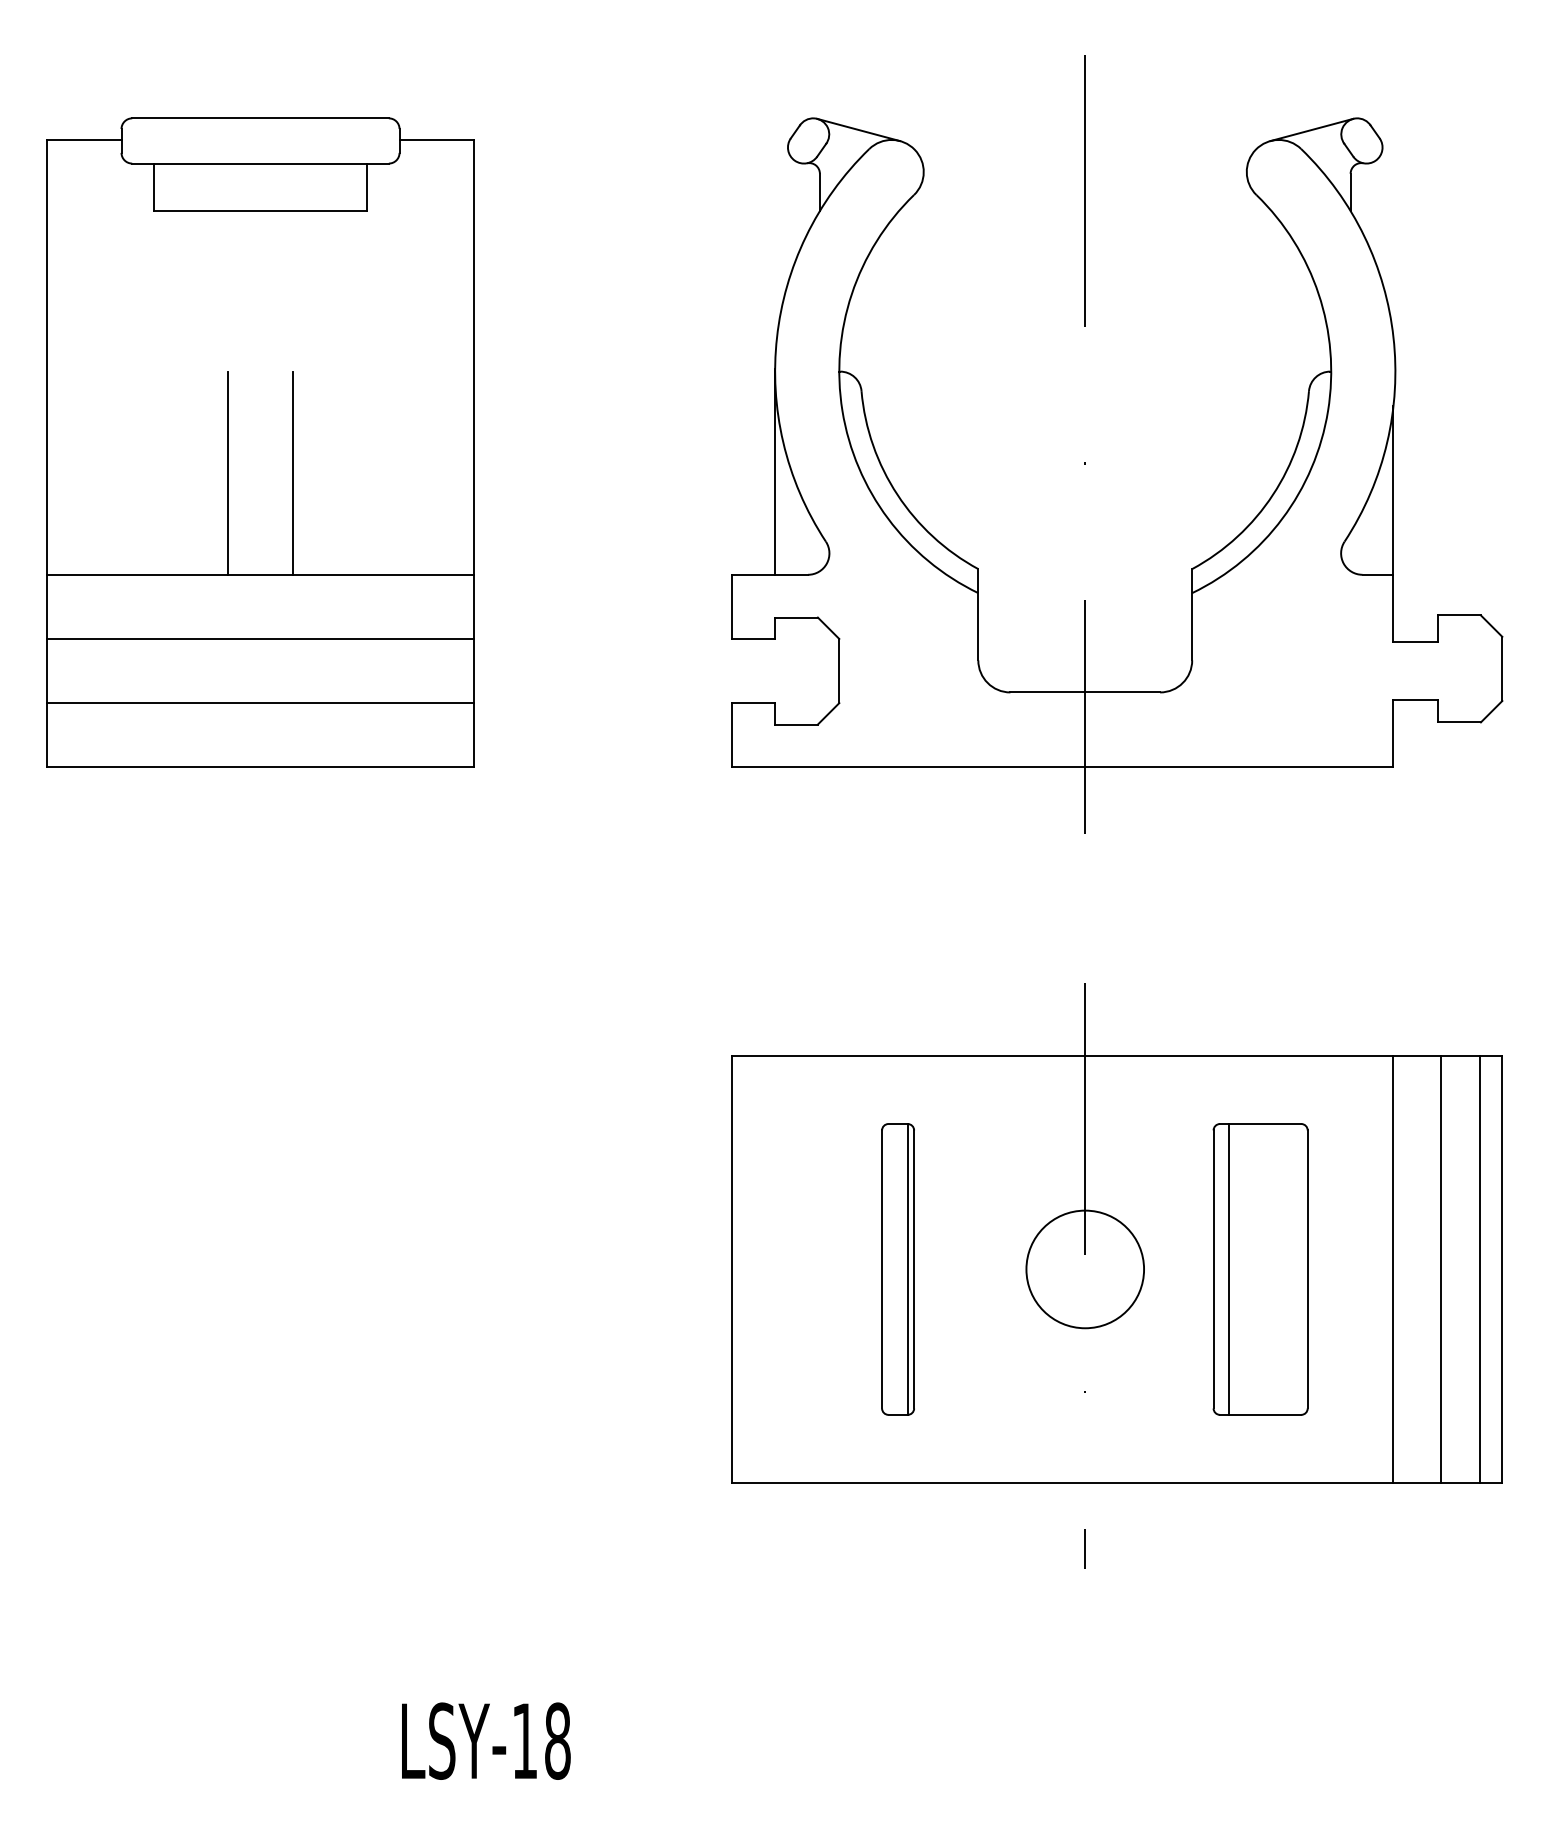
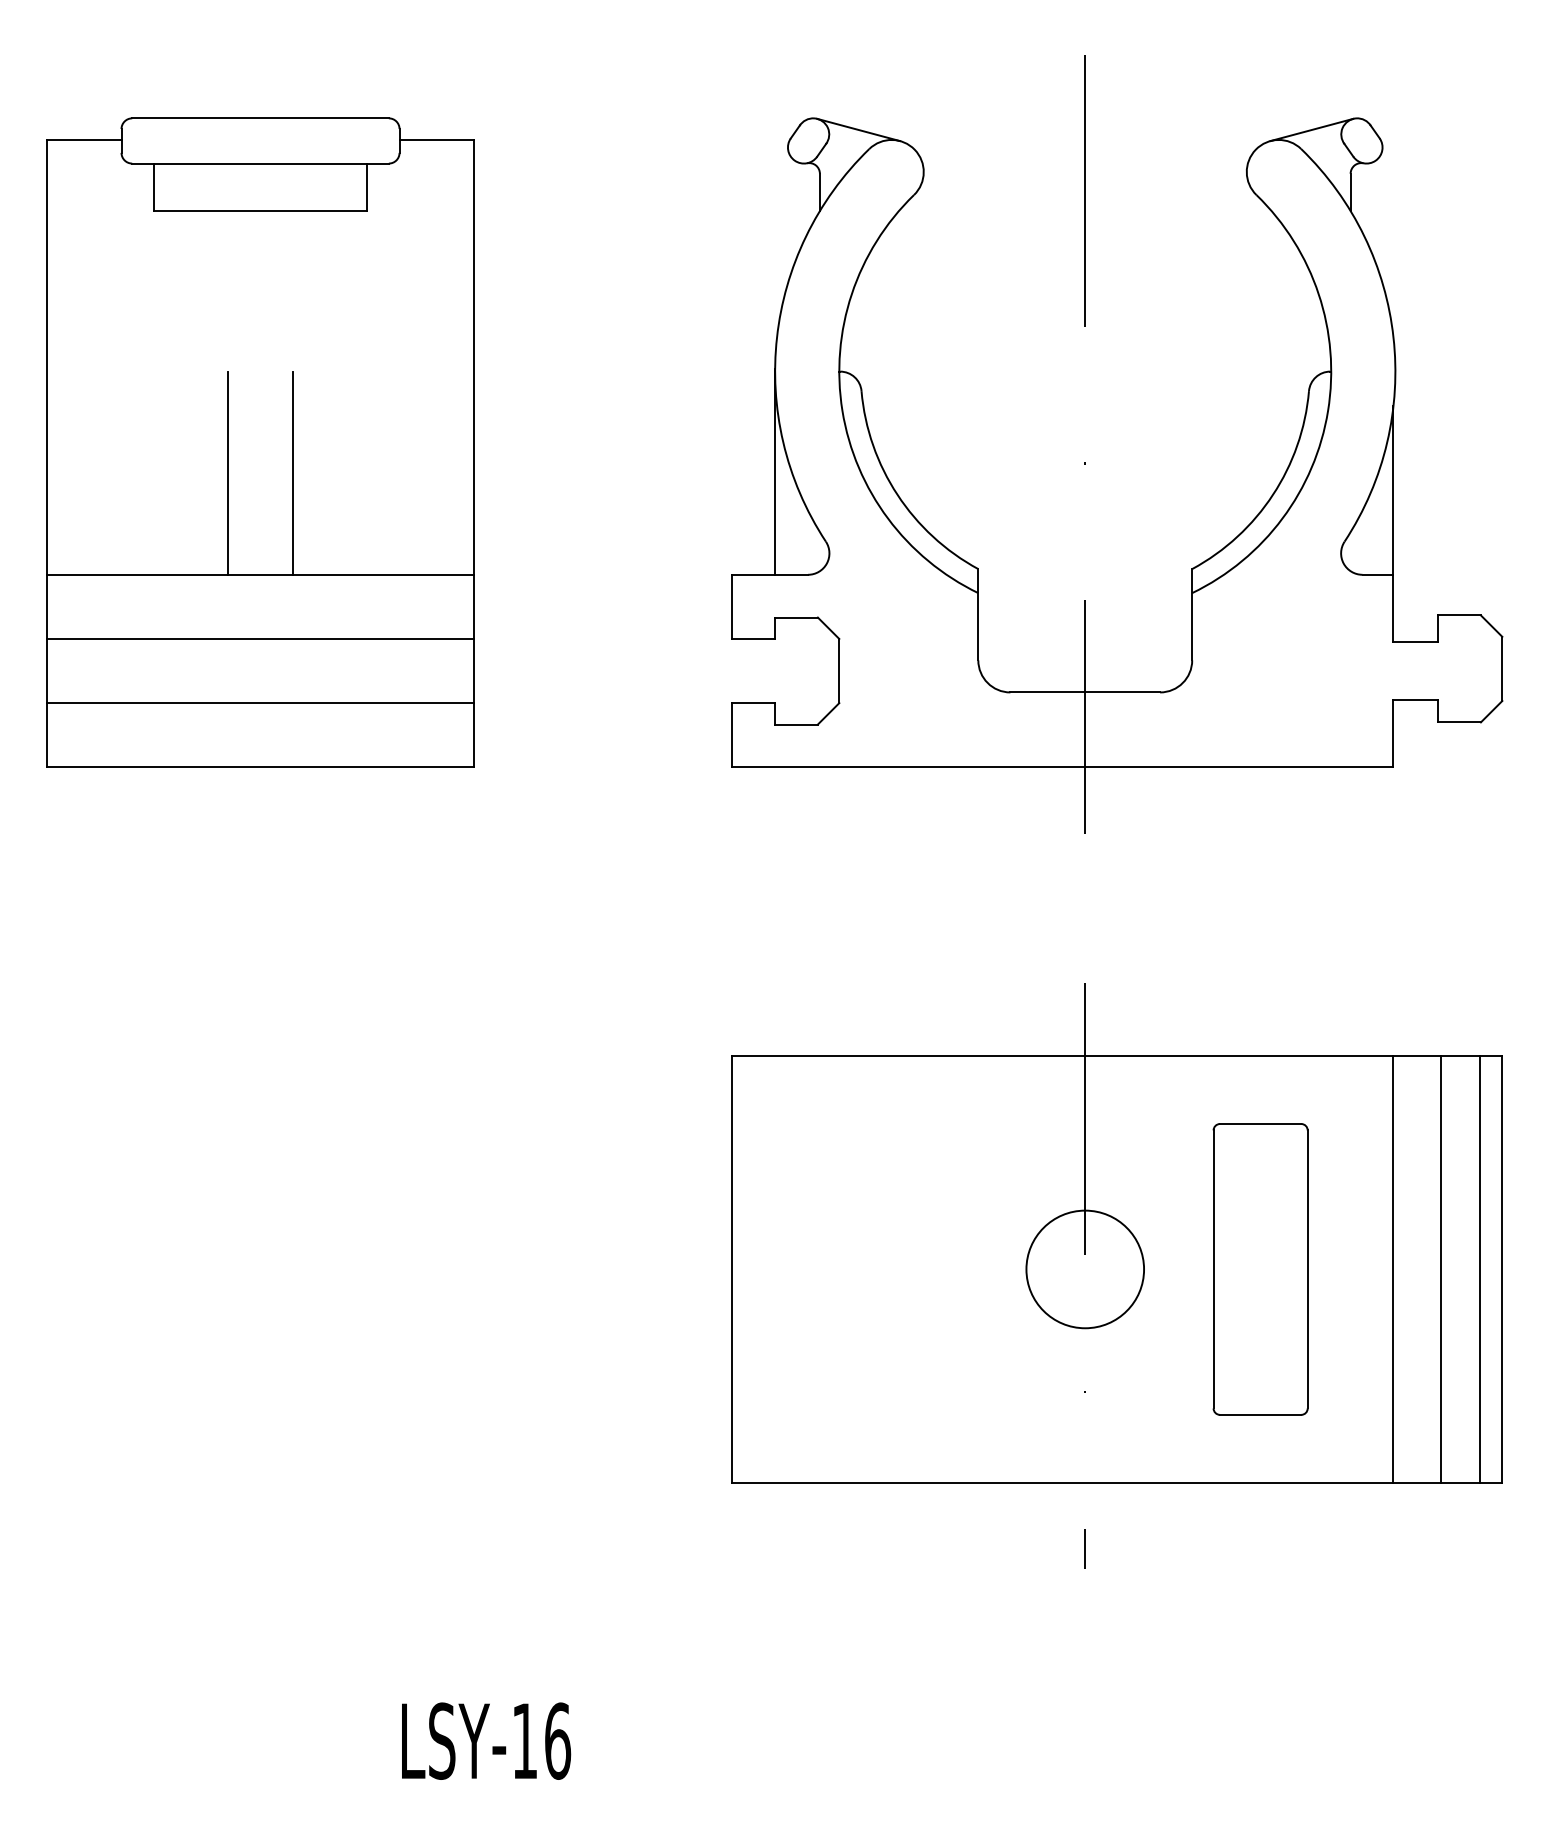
part: present -> none (897, 1269)
line: present -> none (1228, 1269)
text: LSY-18 -> LSY-16 (558, 1740)
